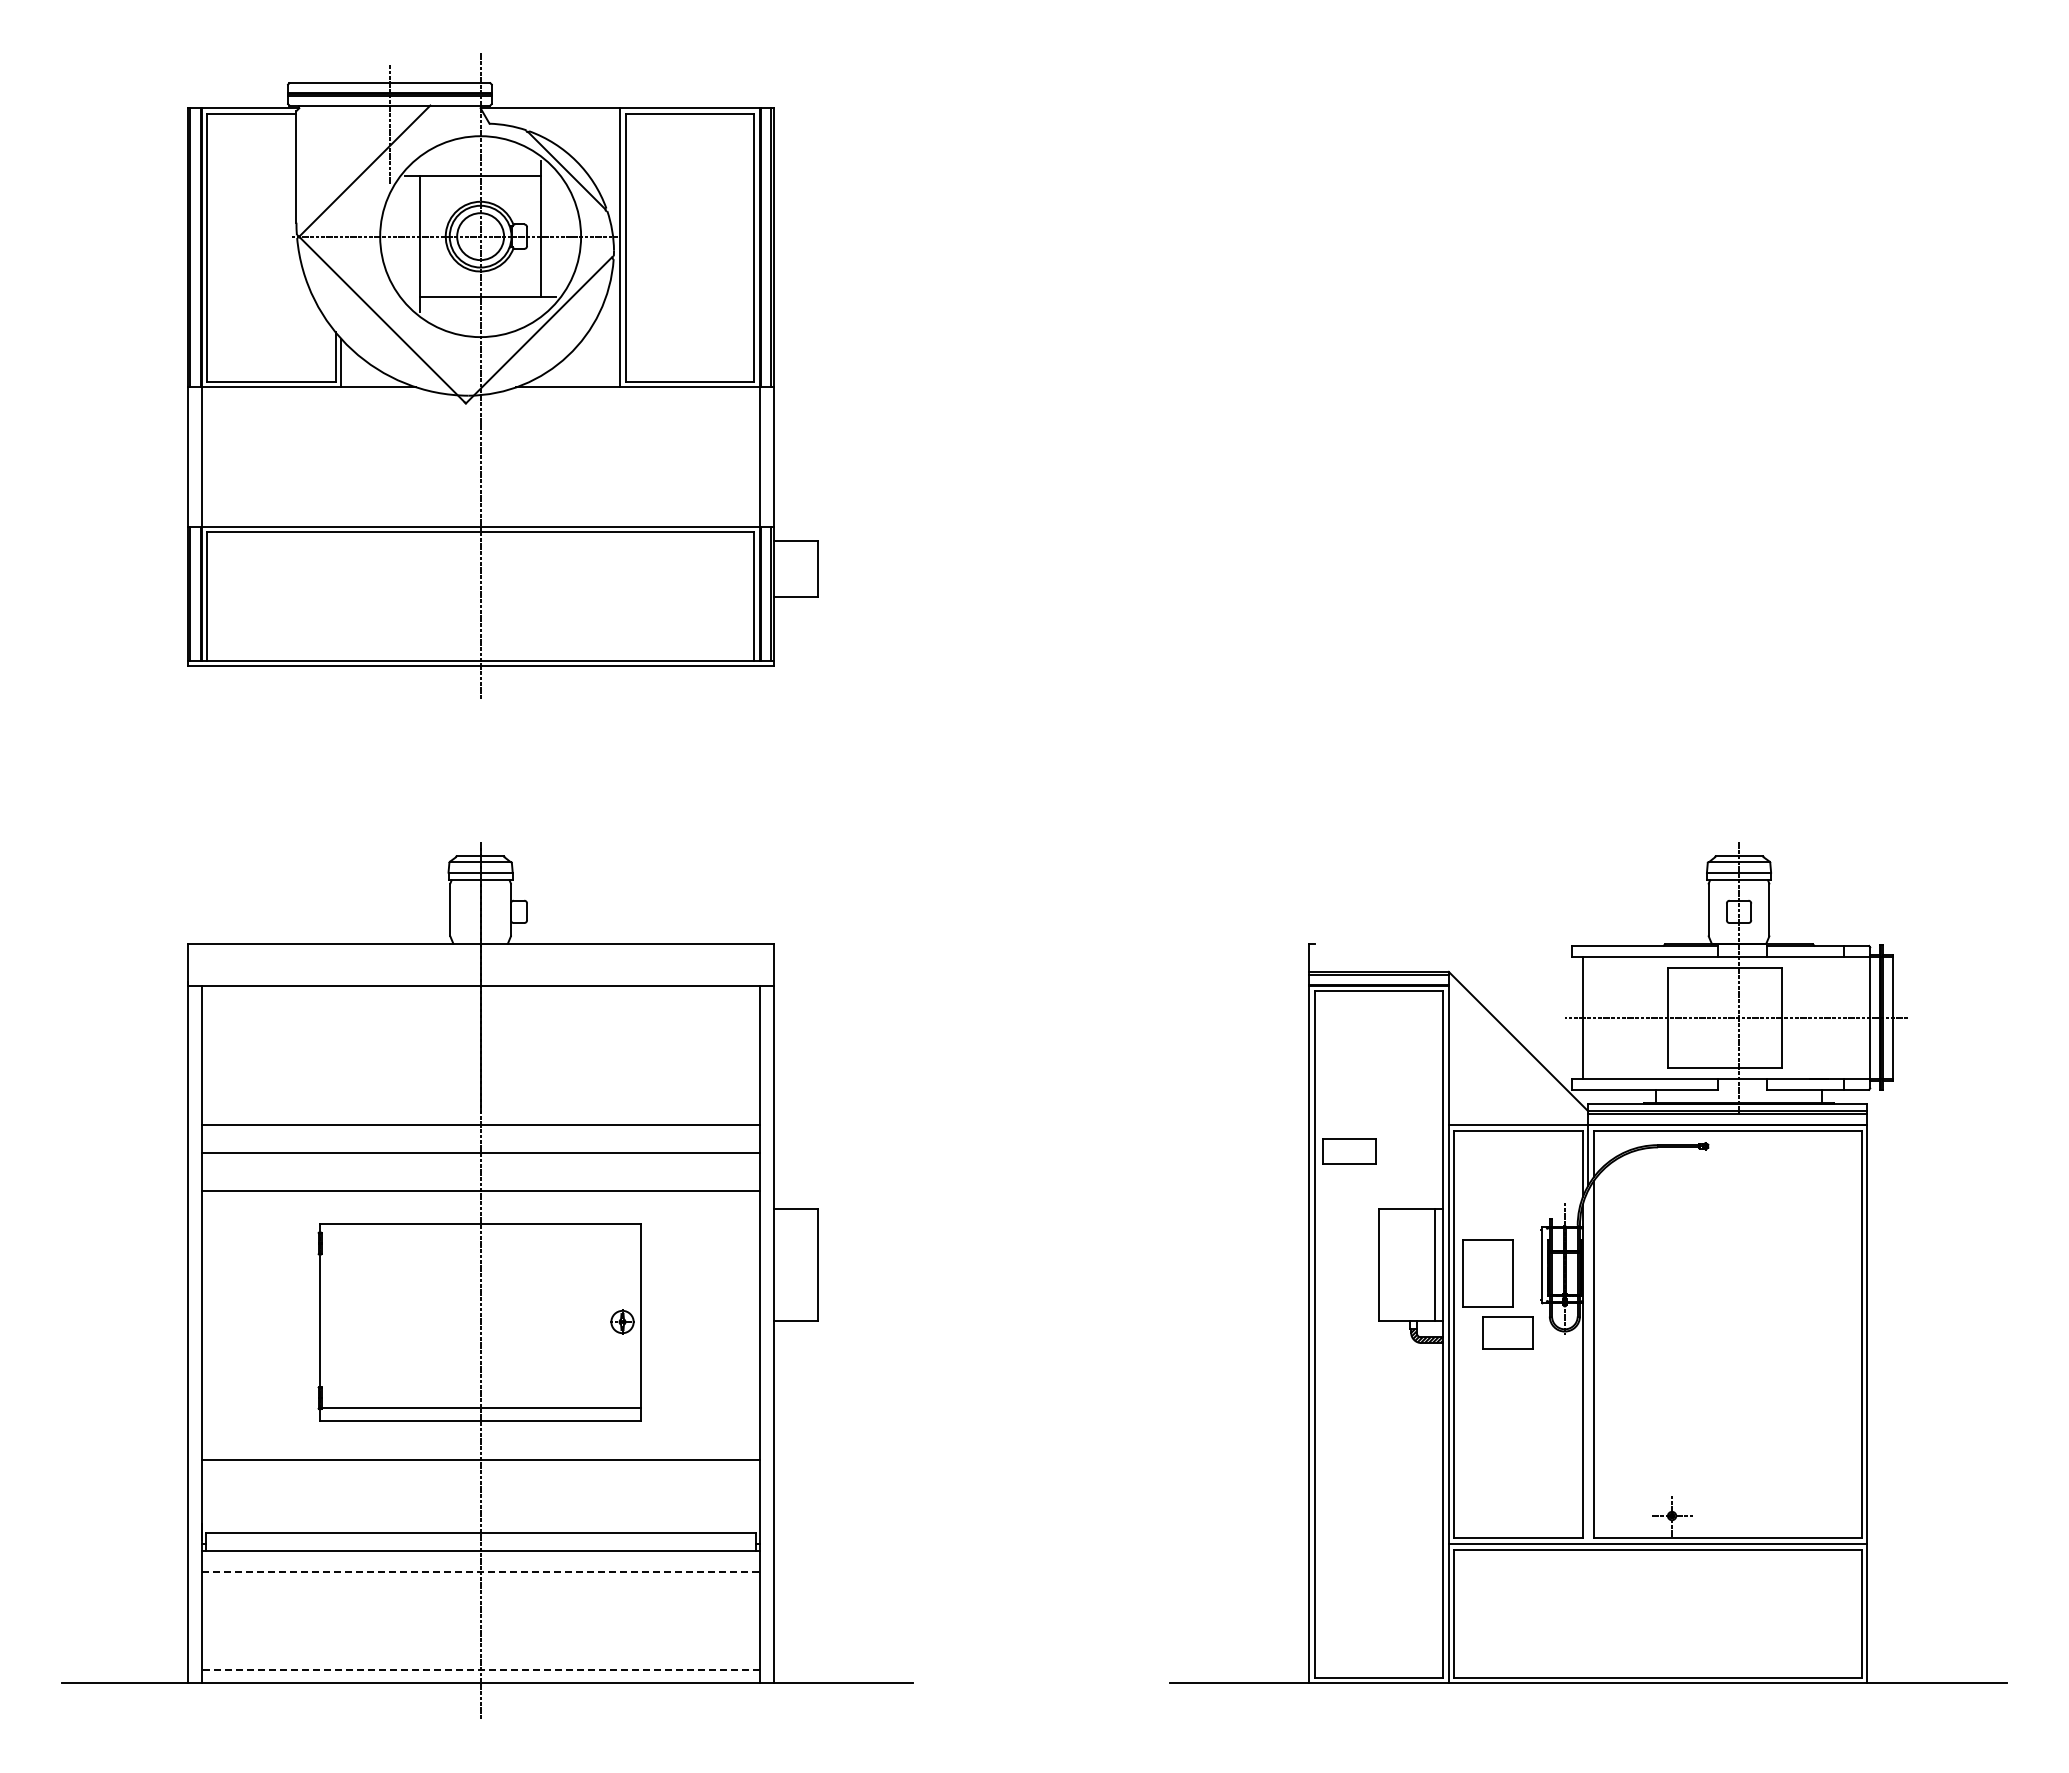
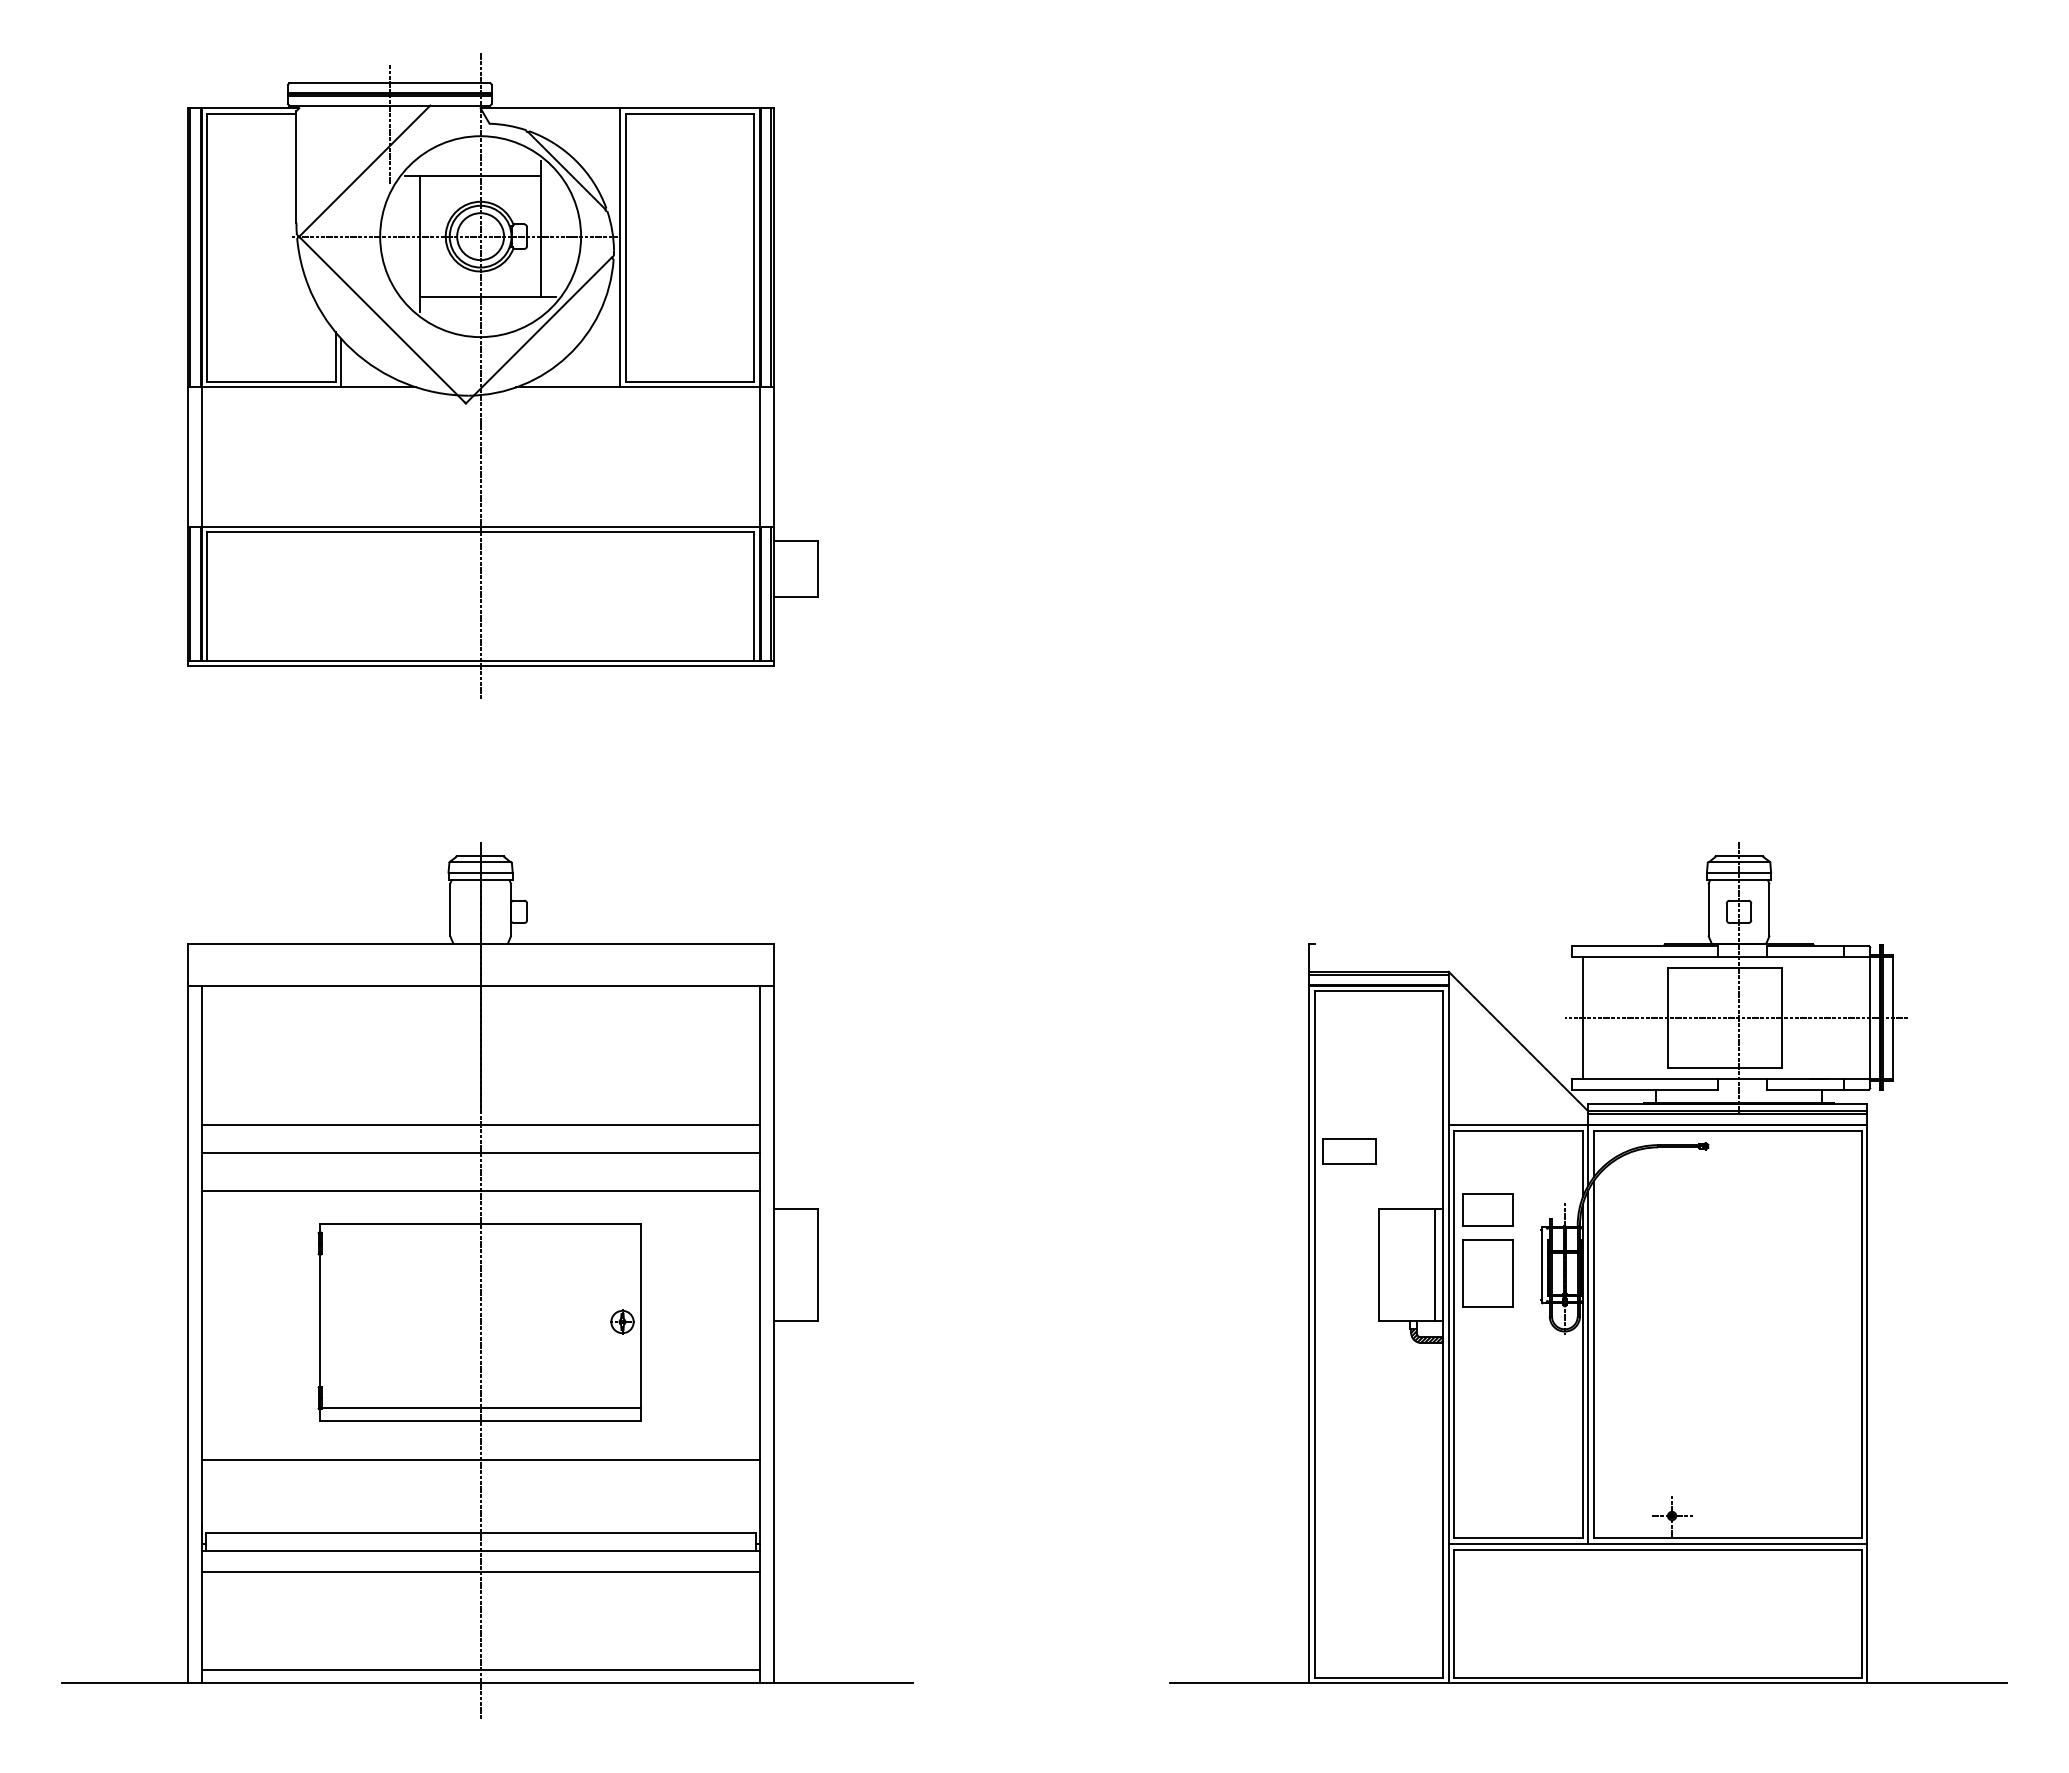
part position: (1507, 1332) -> (1487, 1209) (1487, 1209)
line: none -> present (1588, 1366)
line: dashed -> solid (481, 1571)
line: dashed -> solid (480, 1669)
